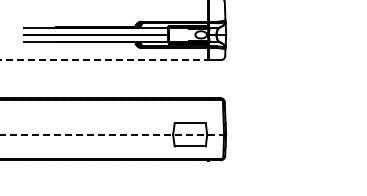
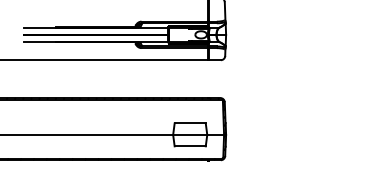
line: dashed -> solid (104, 60)
line: dashed -> solid (113, 134)
